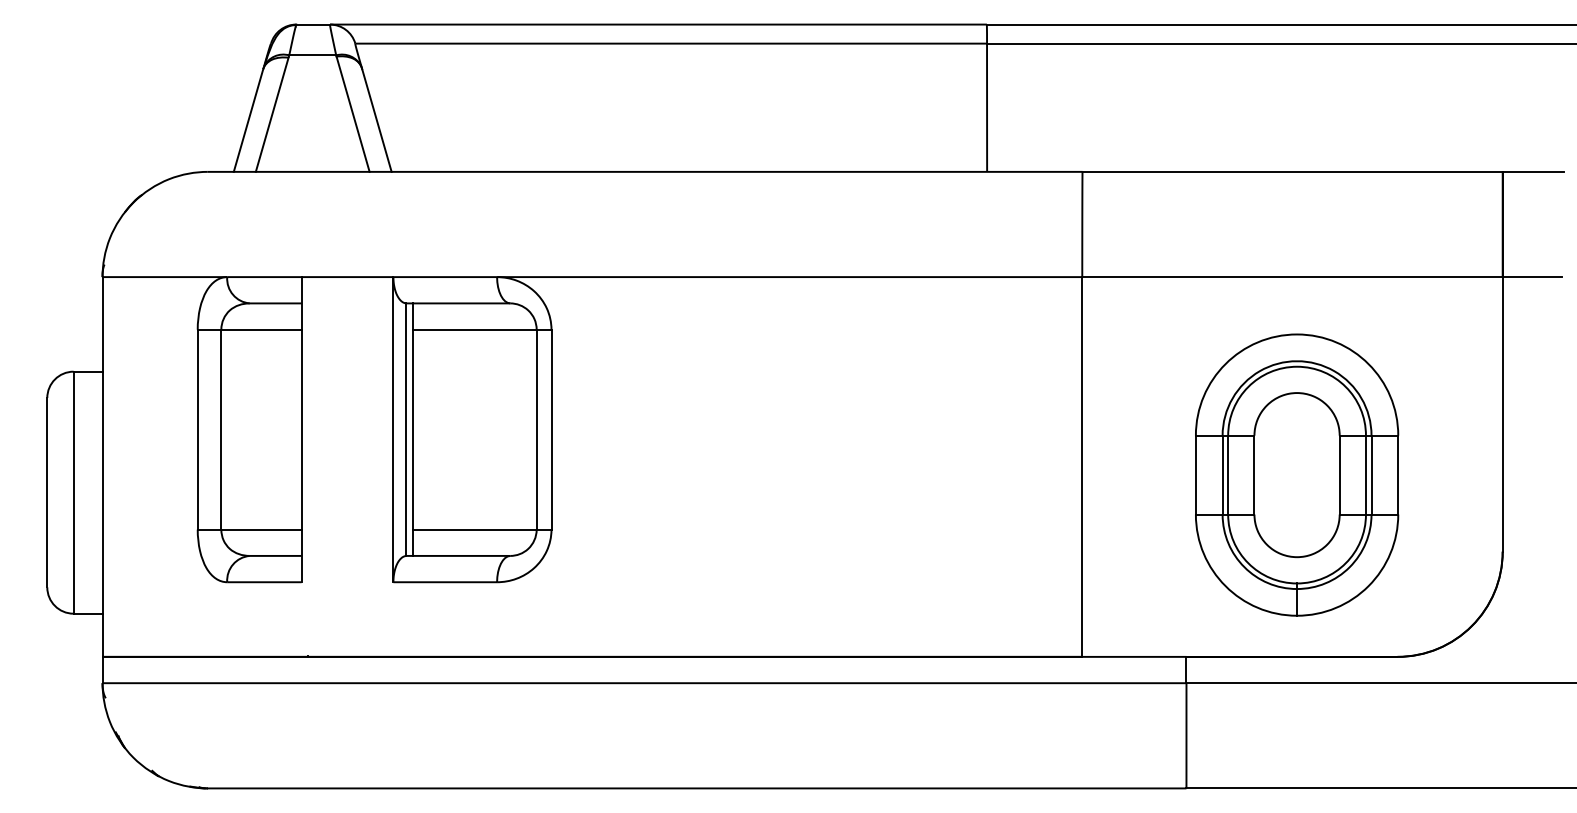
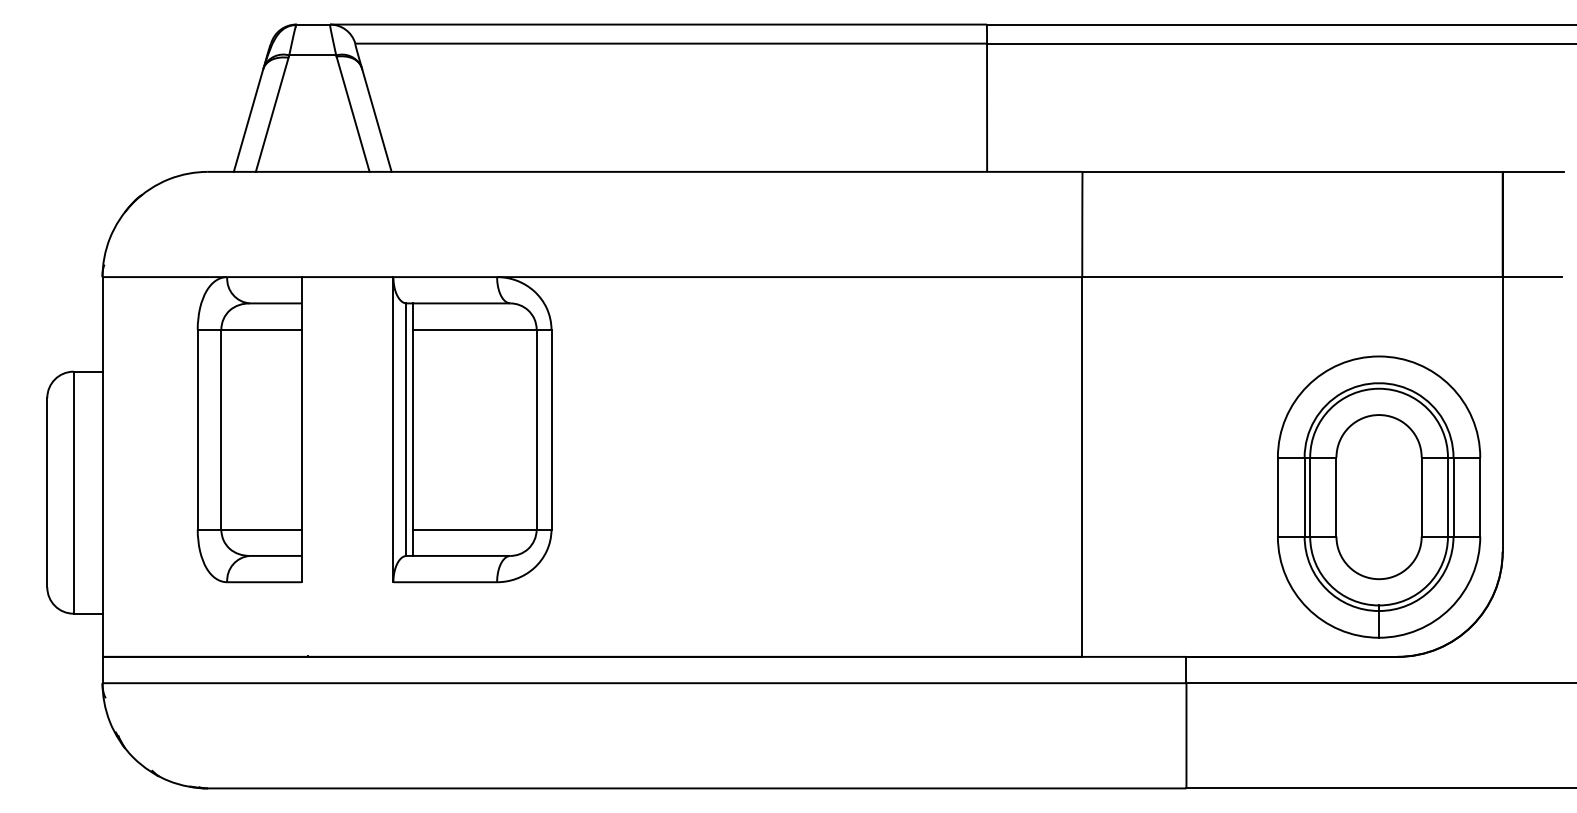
part position: (1297, 474) -> (1379, 496) (1379, 496)
